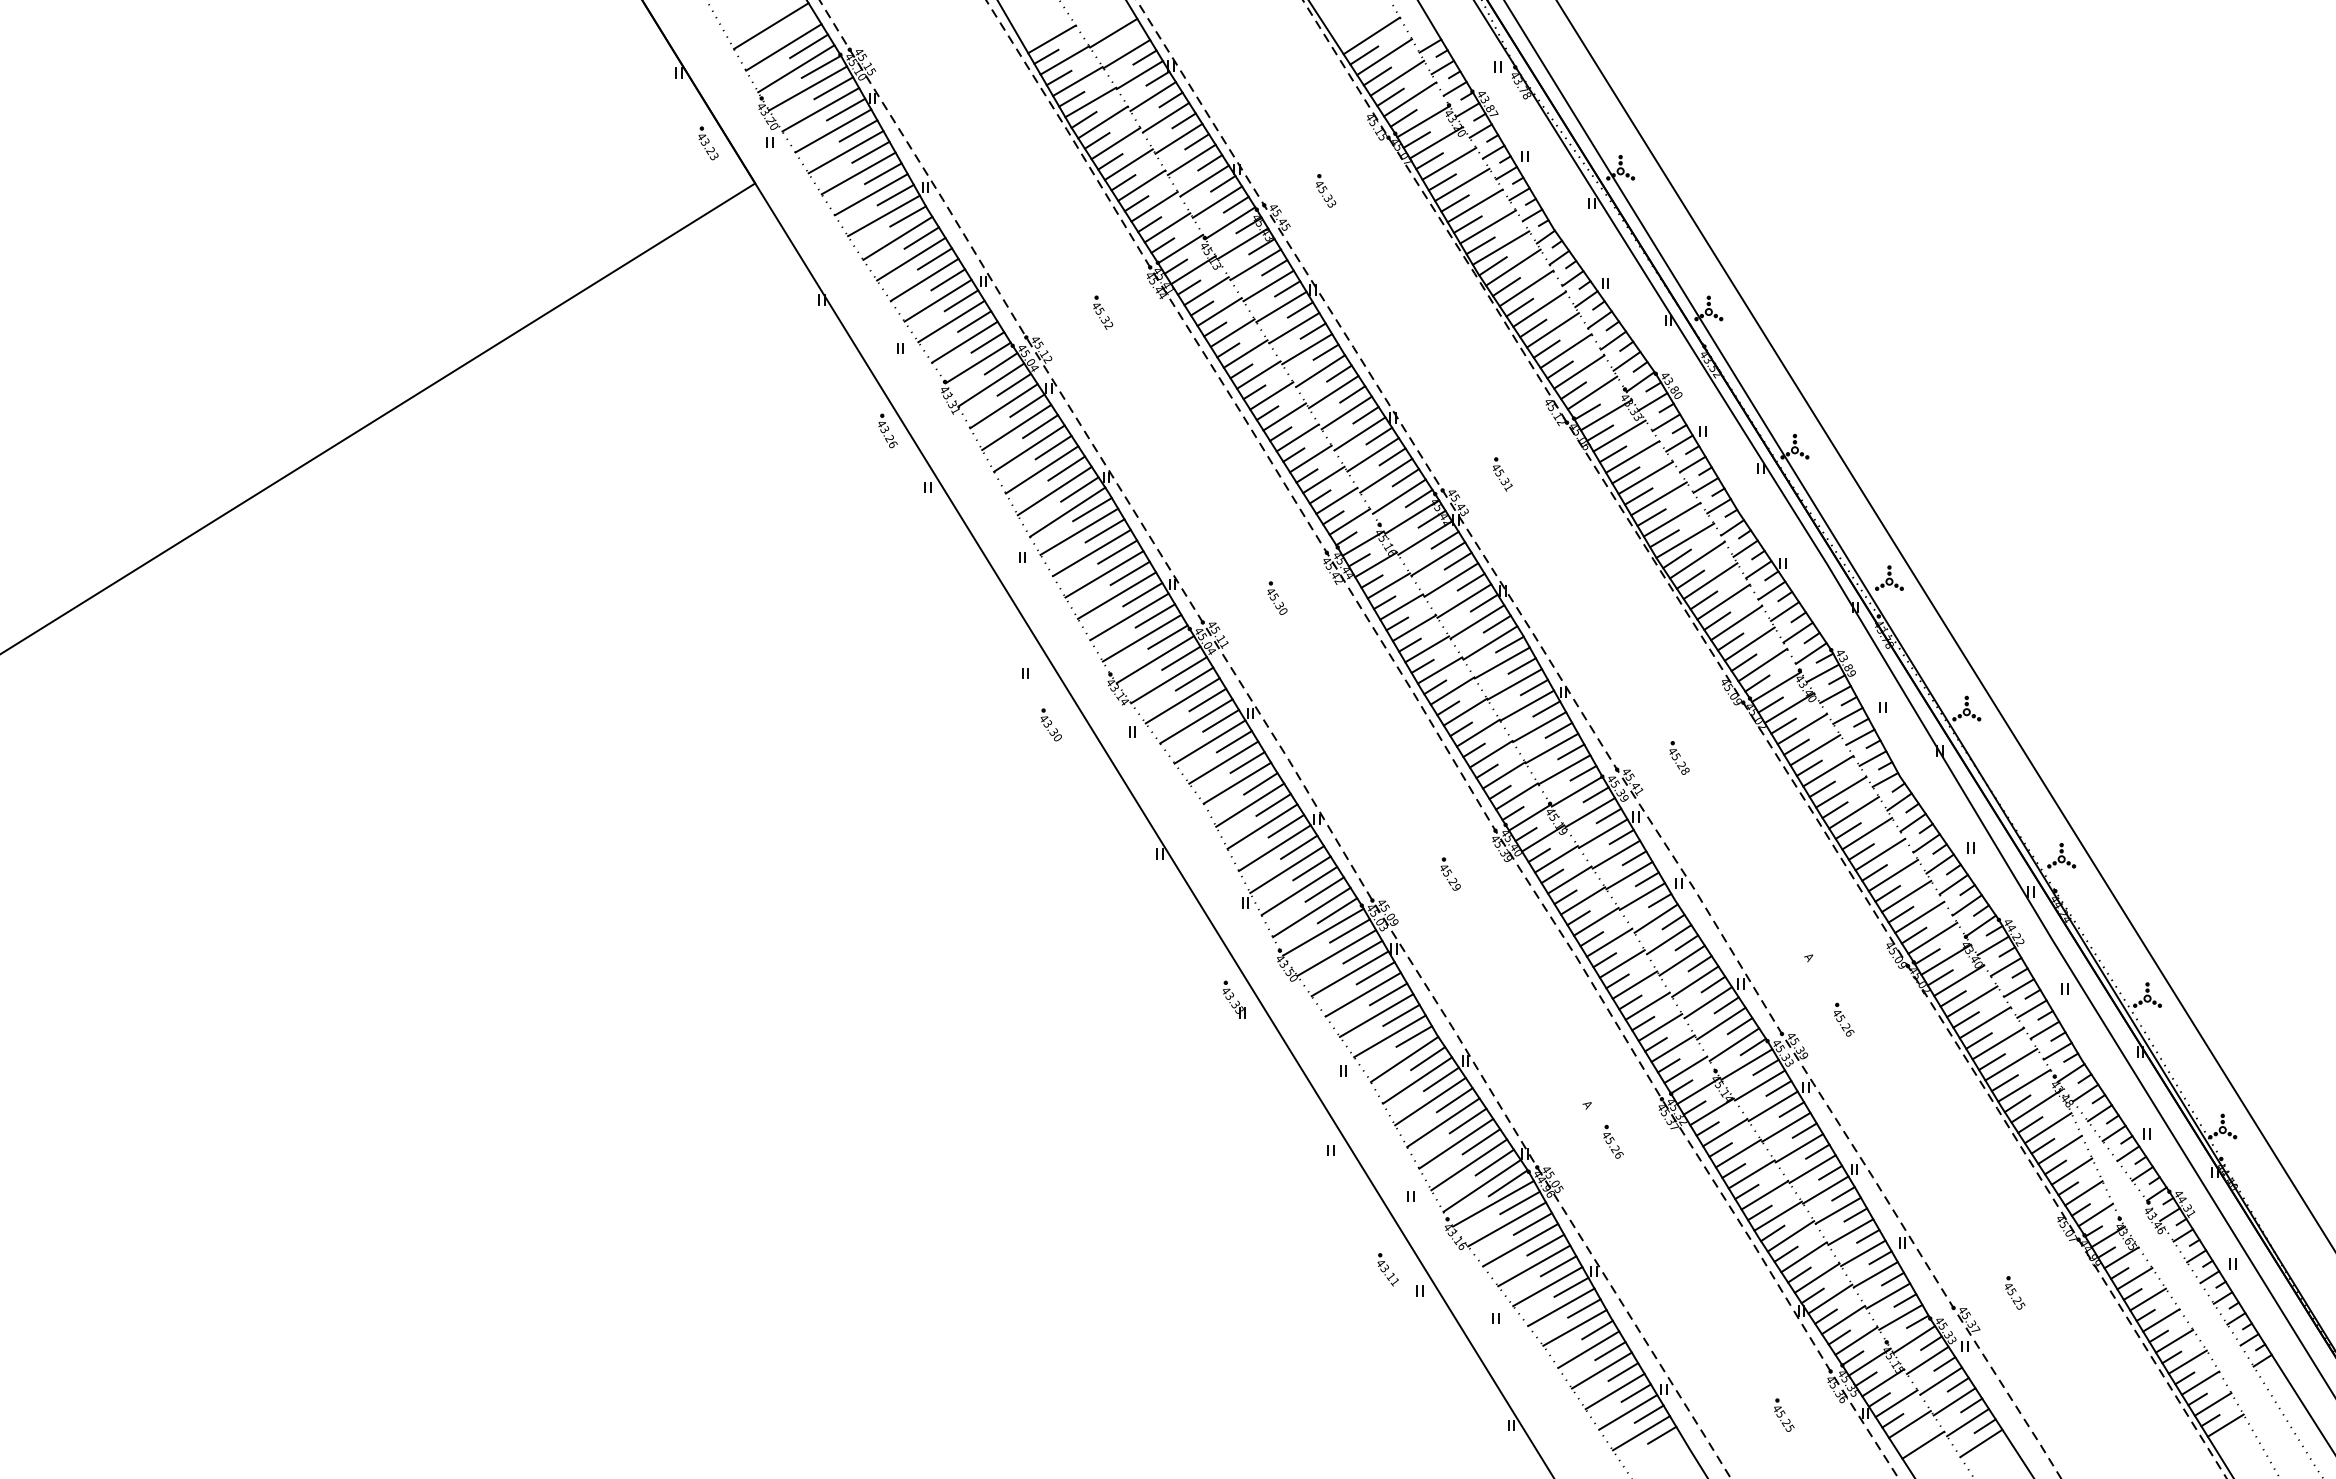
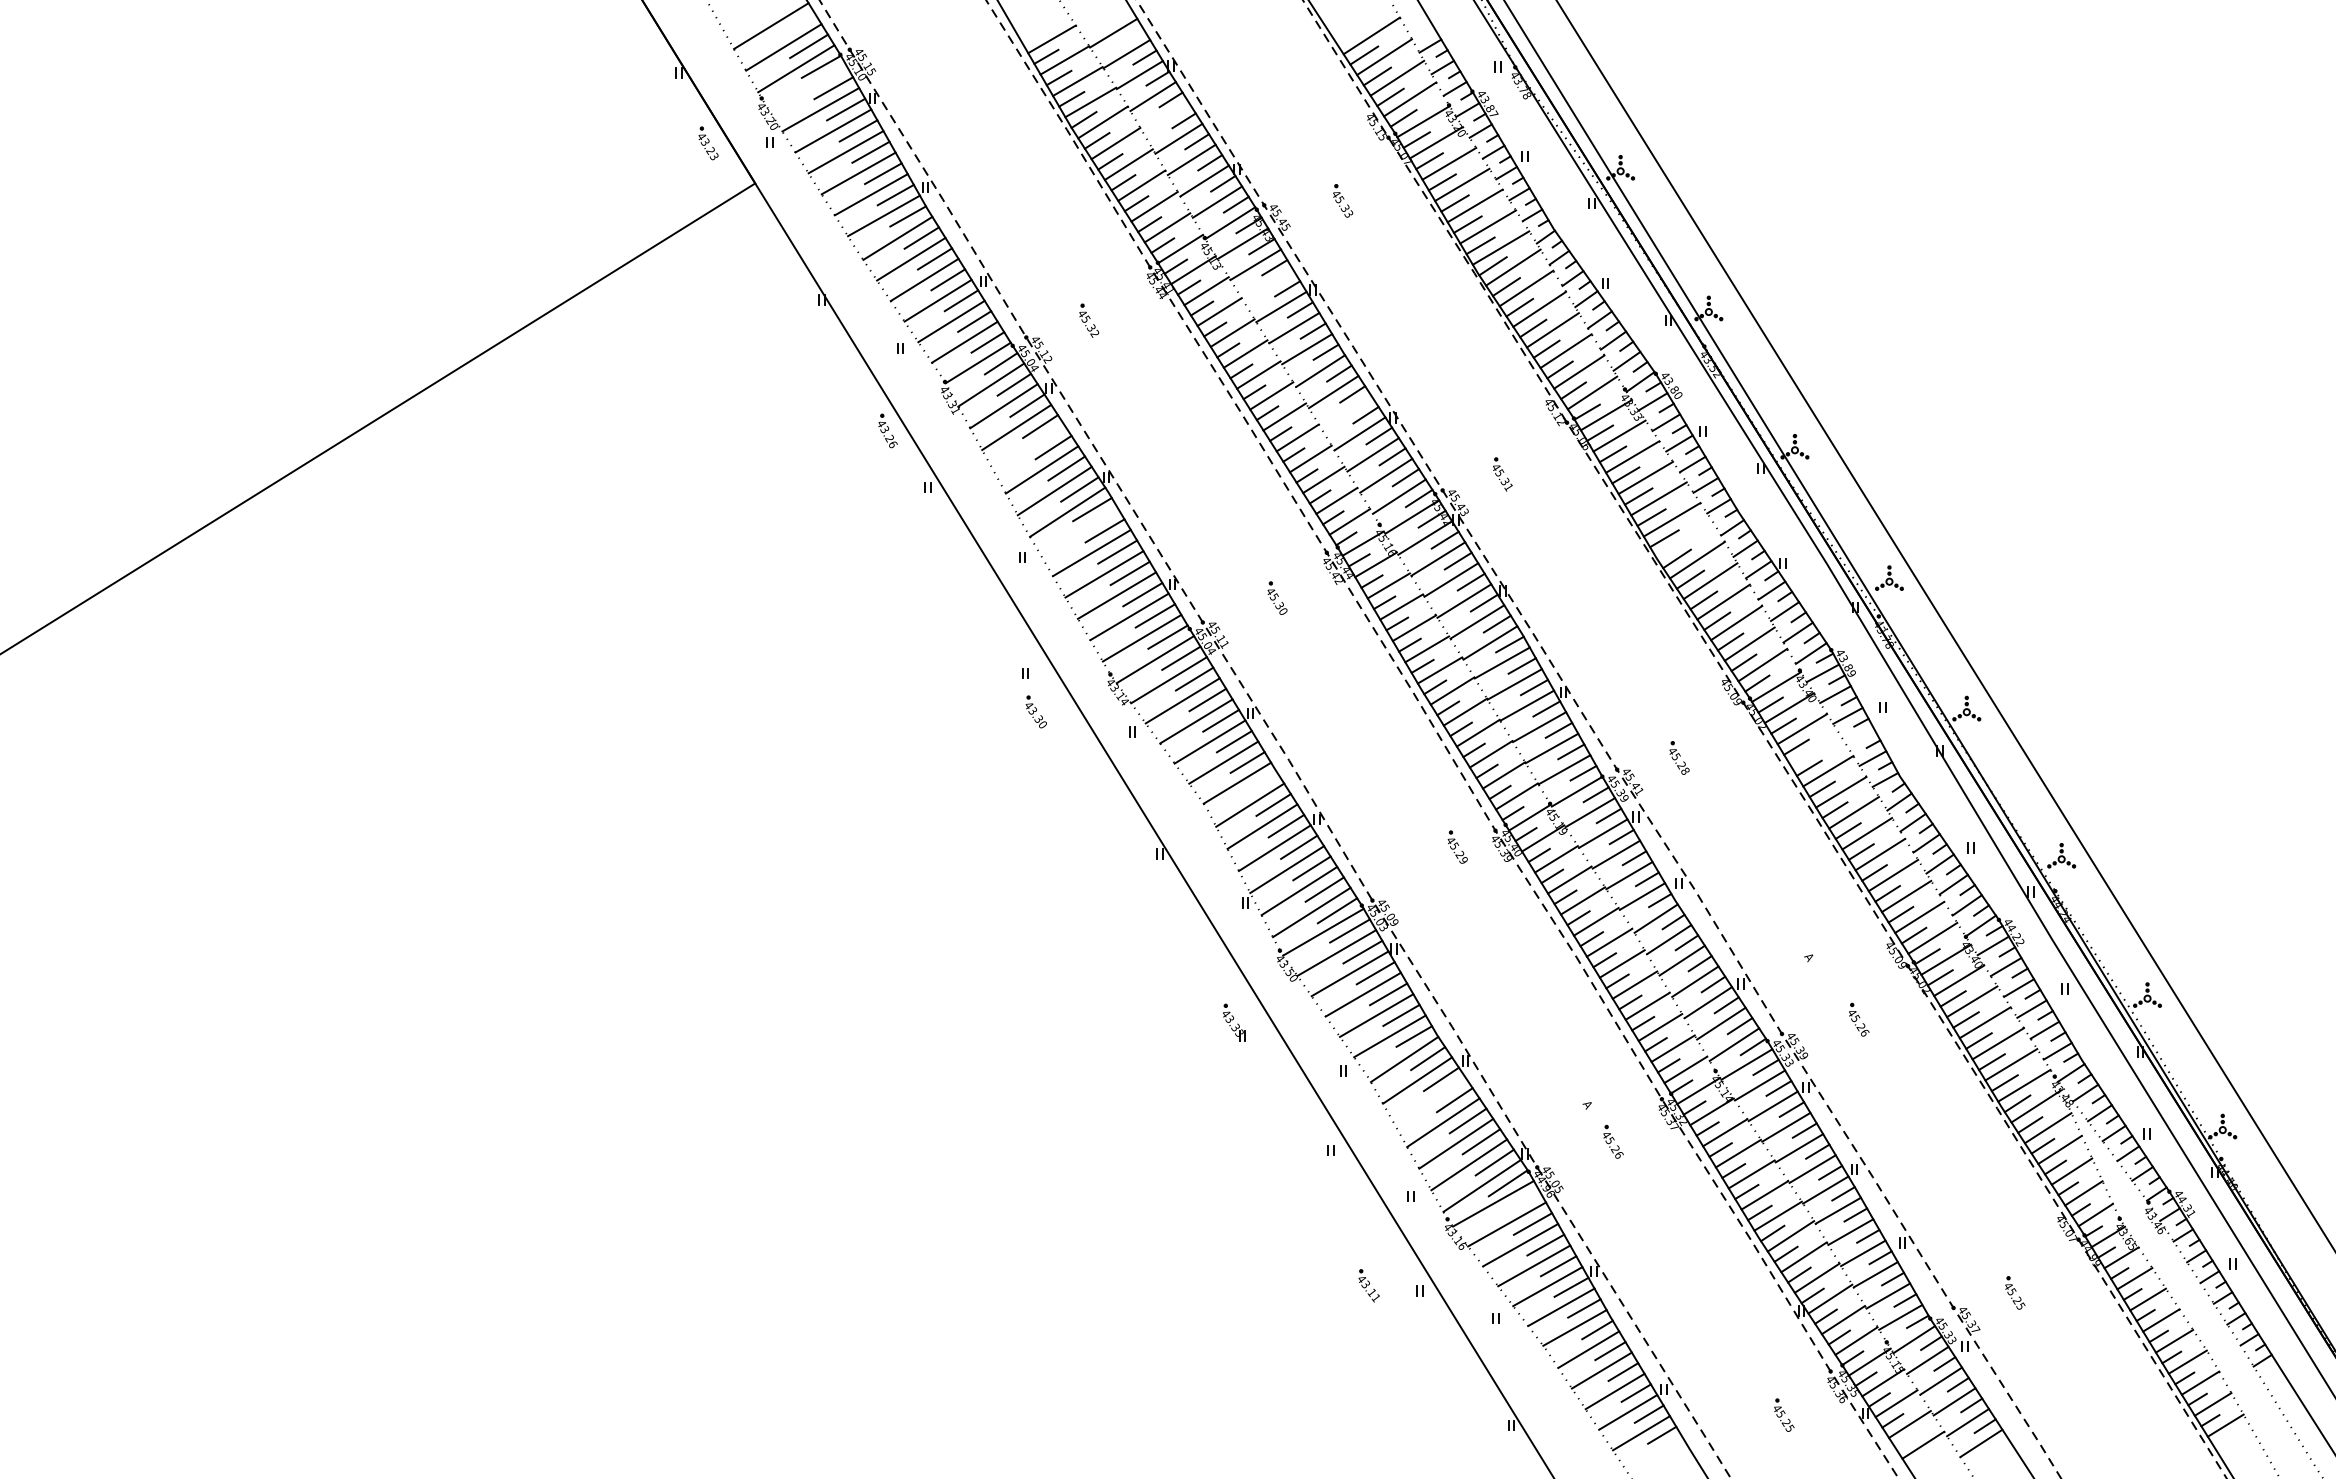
line: present -> none (808, 88)
line: present -> none (1165, 117)
part position: (1326, 190) -> (1343, 200) (1343, 200)
line: present -> none (1268, 285)
part position: (1103, 312) -> (1089, 320) (1089, 320)
line: present -> none (1346, 412)
line: present -> none (1029, 448)
line: present -> none (1079, 531)
line: present -> none (1685, 540)
part position: (1050, 724) -> (1035, 711) (1035, 711)
line: present -> none (1860, 736)
line: present -> none (1815, 750)
line: present -> none (1260, 783)
part position: (1450, 873) -> (1457, 846) (1457, 846)
part position: (1234, 999) -> (1234, 1022) (1234, 1022)
part position: (1844, 1019) -> (1859, 1019) (1859, 1019)
line: present -> none (1430, 1101)
line: present -> none (1519, 1202)
part position: (1387, 1269) -> (1368, 1285) (1368, 1285)
